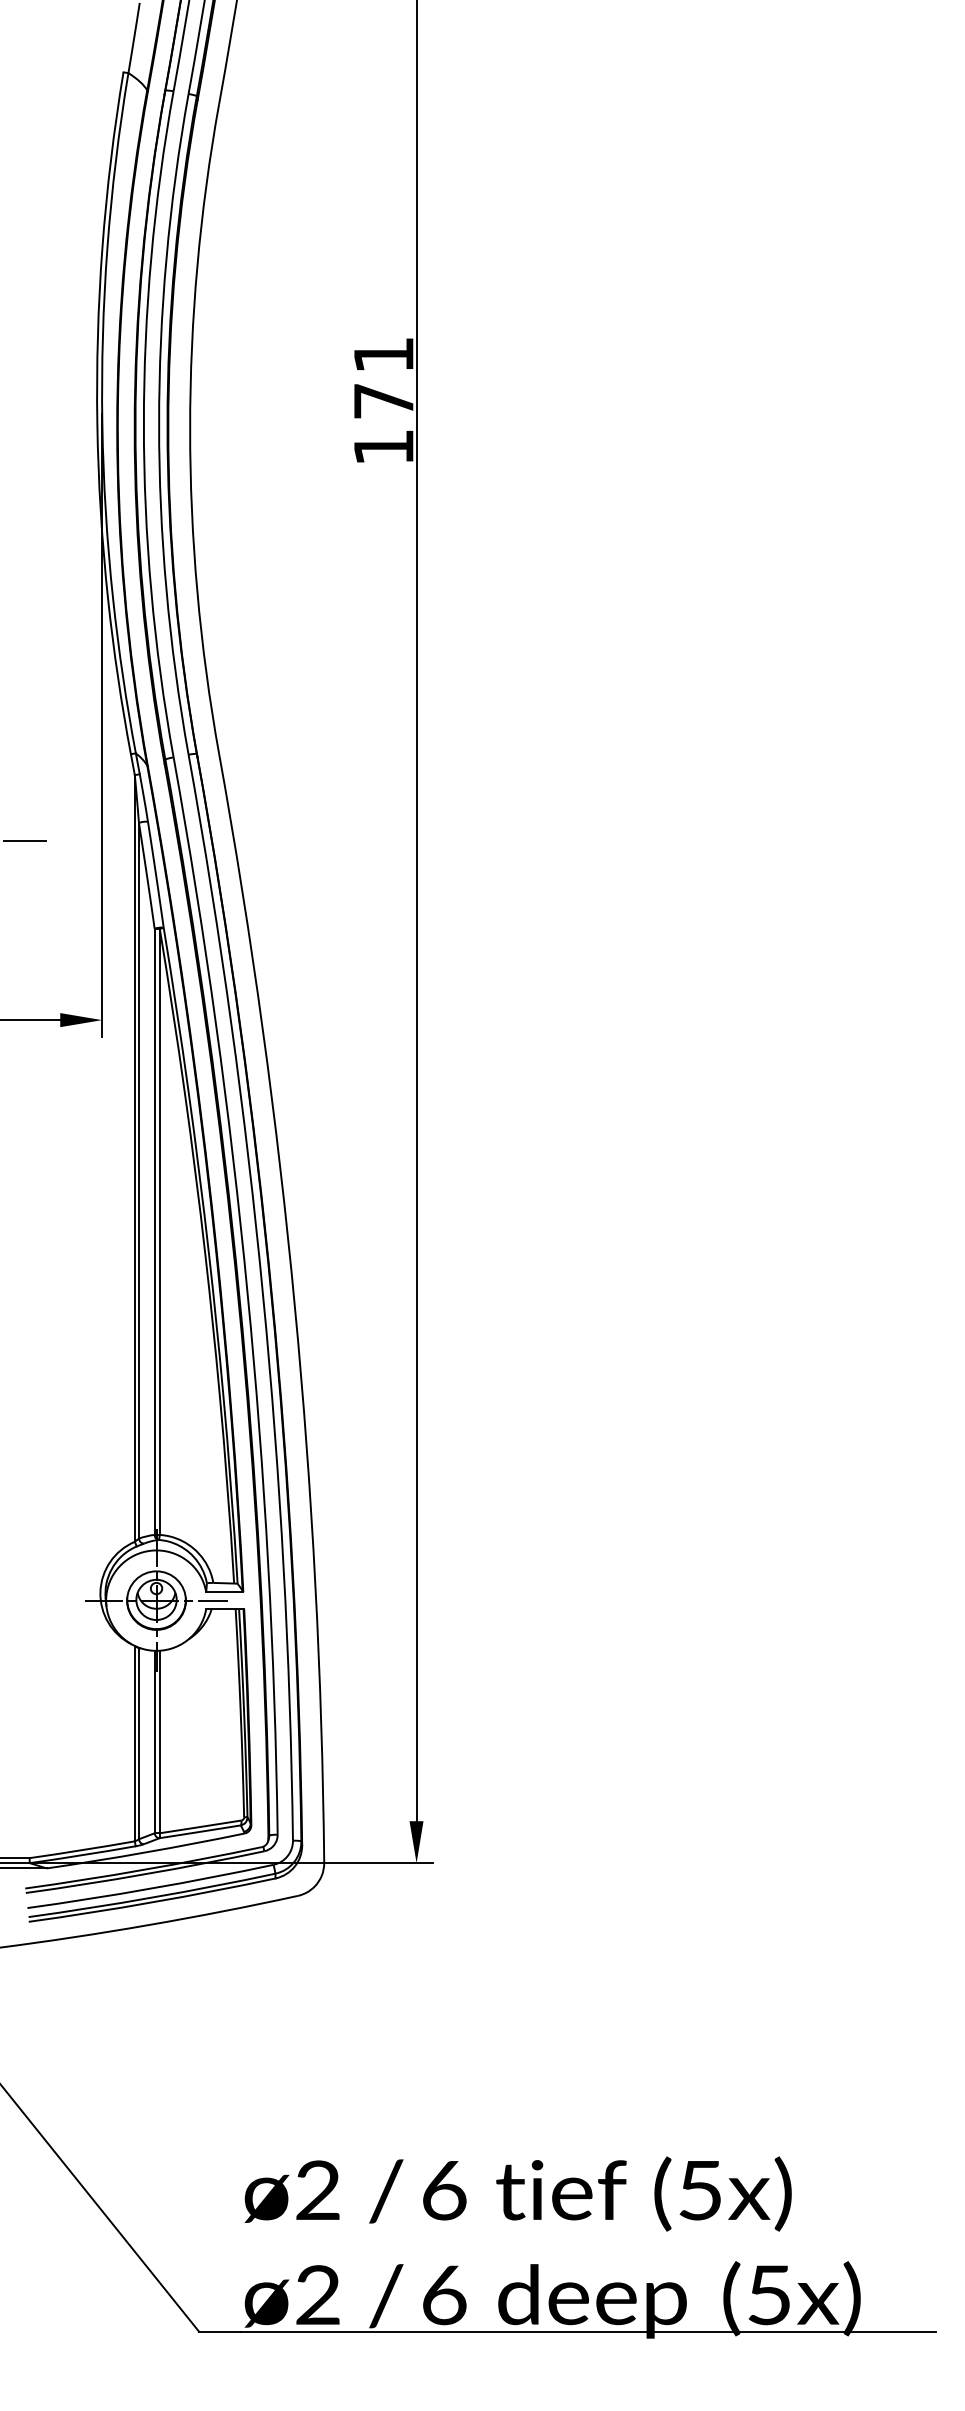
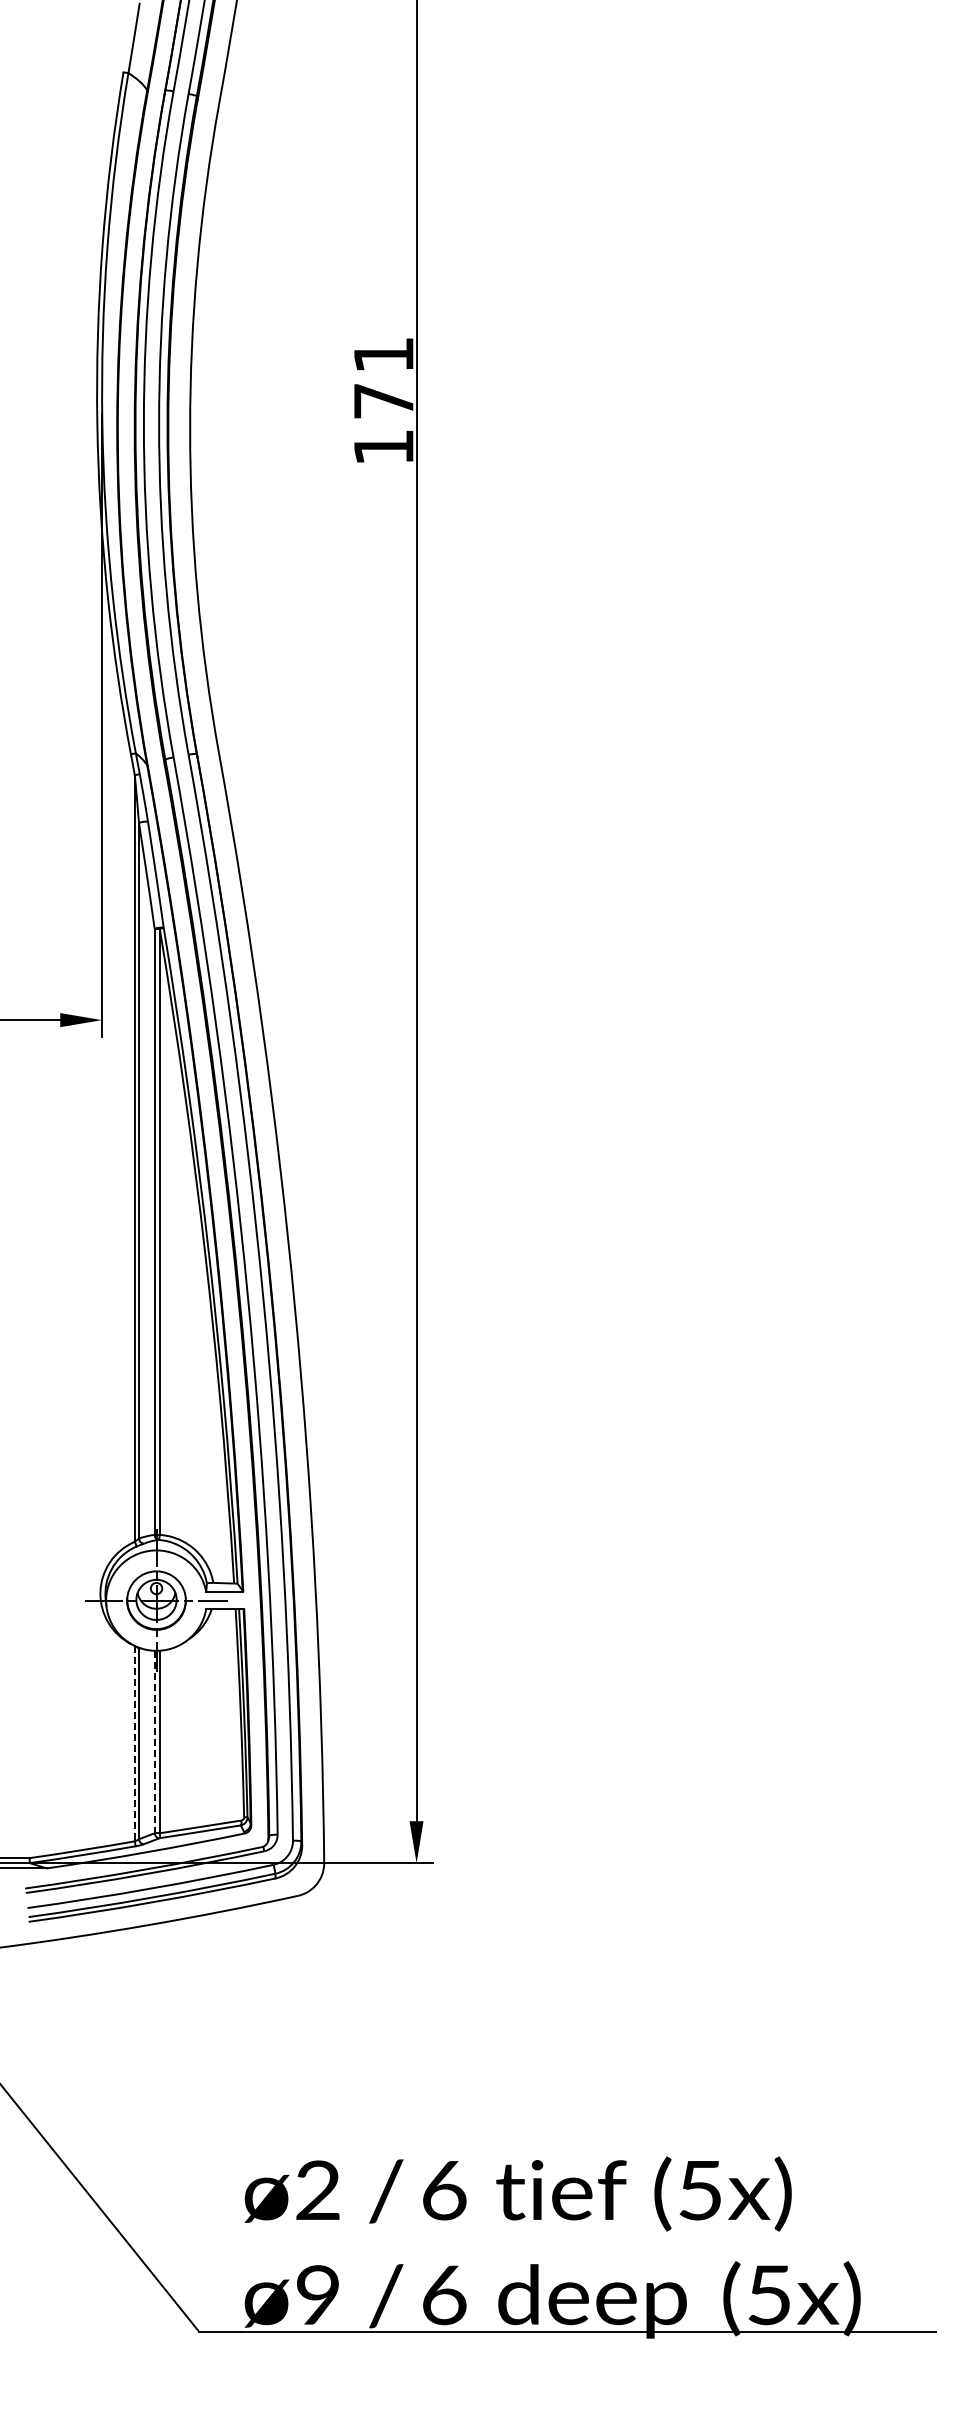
line: present -> none (24, 841)
line: solid -> dashed (154, 1742)
line: solid -> dashed (134, 1743)
text: ø2 -> ø9 (317, 2294)
